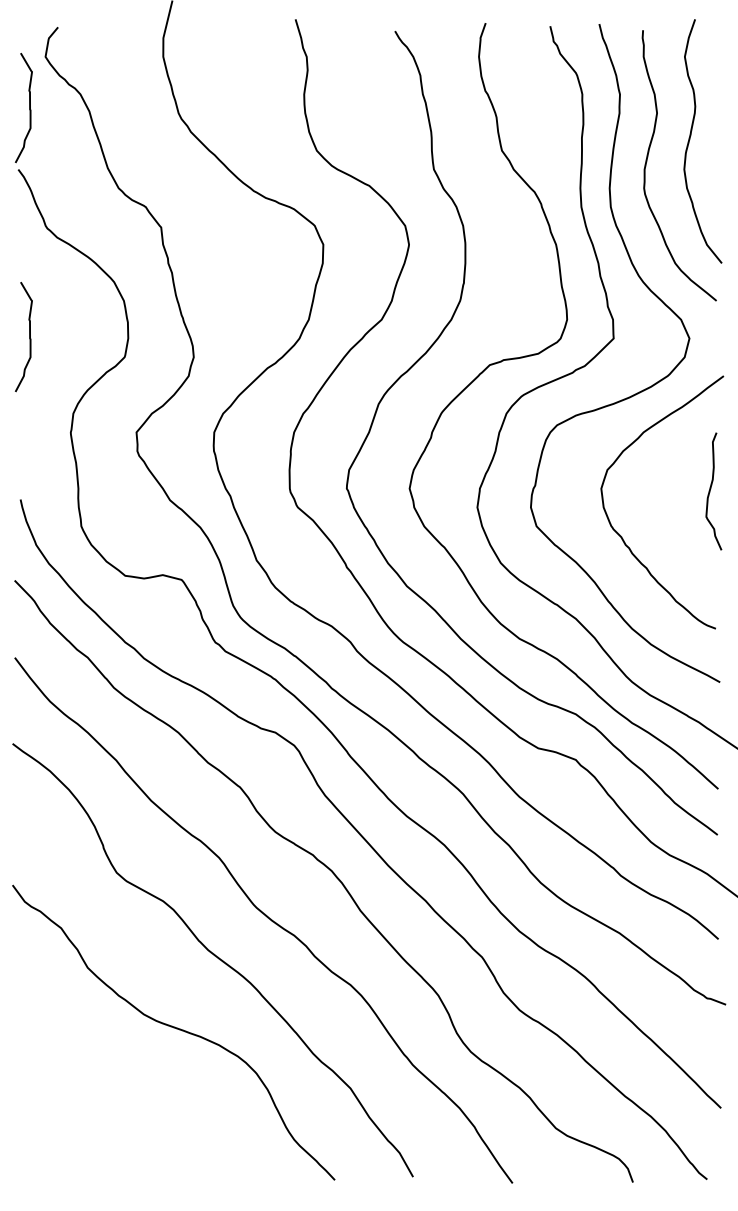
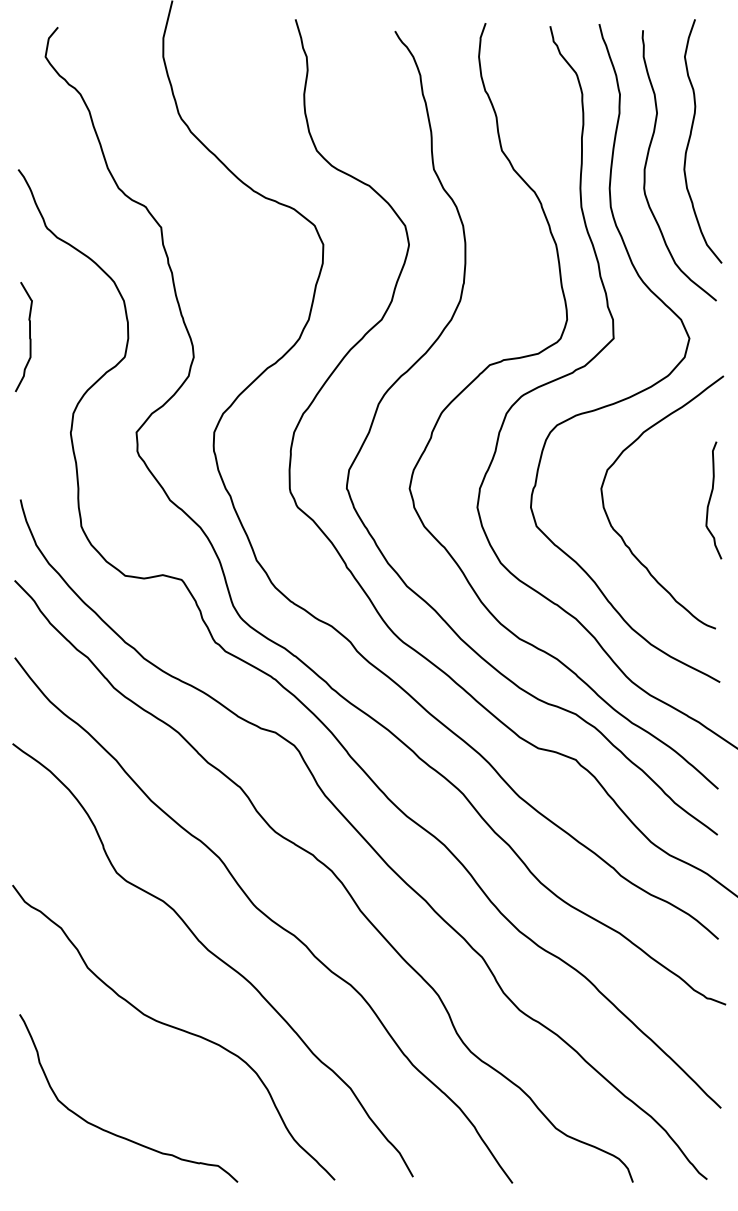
curve: present -> none (29, 108)
curve position: (710, 491) -> (710, 500) (710, 500)
curve: none -> present (112, 1132)
